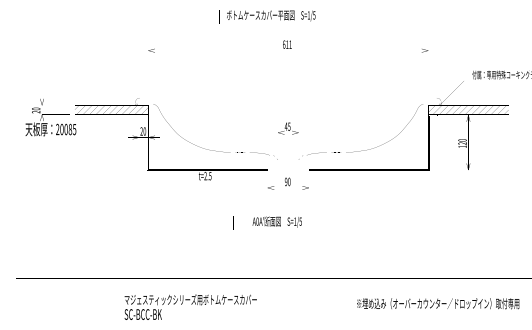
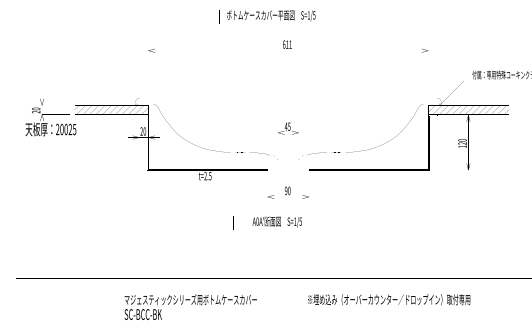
text: 20085 -> 20025 (70, 129)
text position: (287, 183) -> (287, 192) (287, 192)
text position: (438, 303) -> (389, 299) (389, 299)
